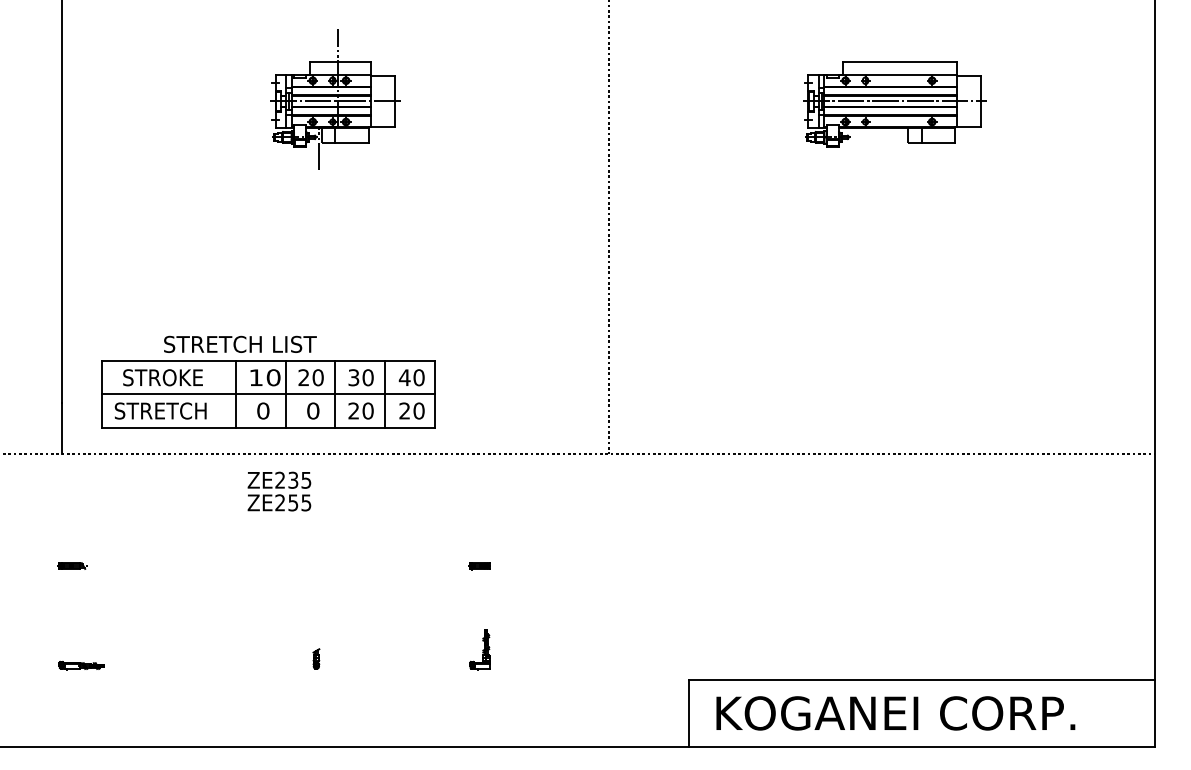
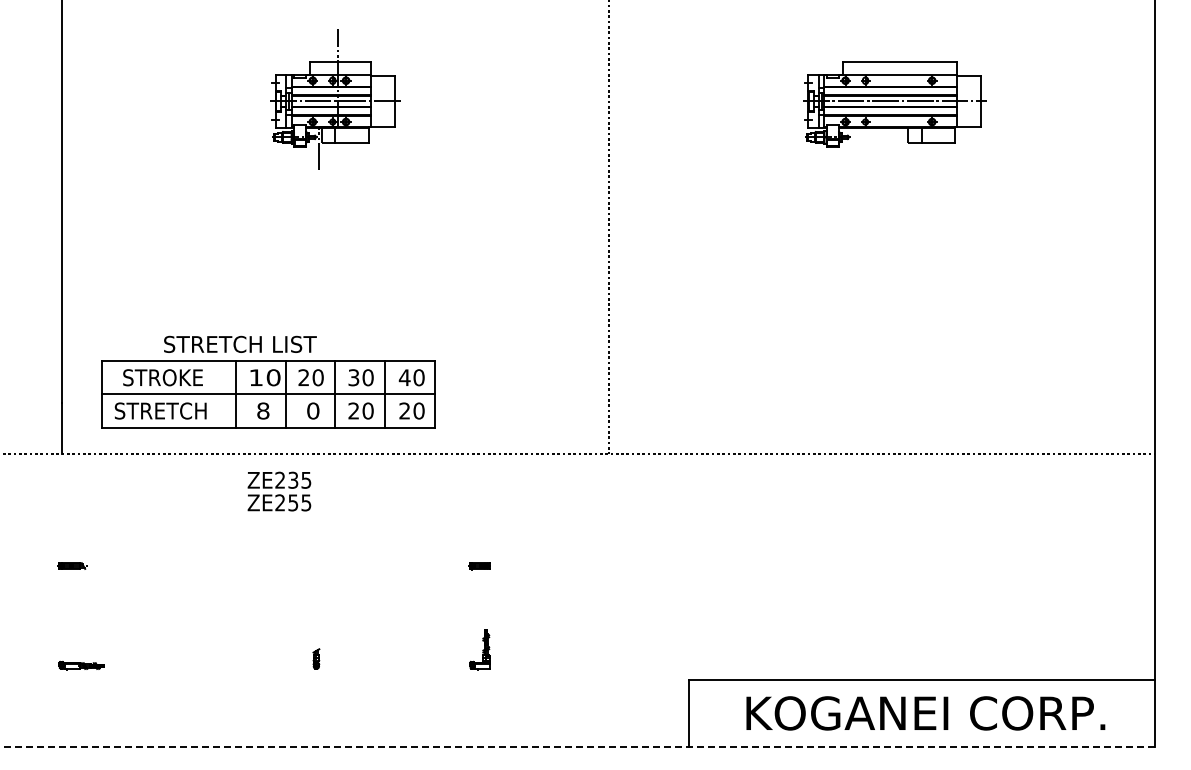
text: 0 -> 8 (263, 410)
text position: (895, 713) -> (925, 713) (925, 713)
line: solid -> dashed (578, 746)
